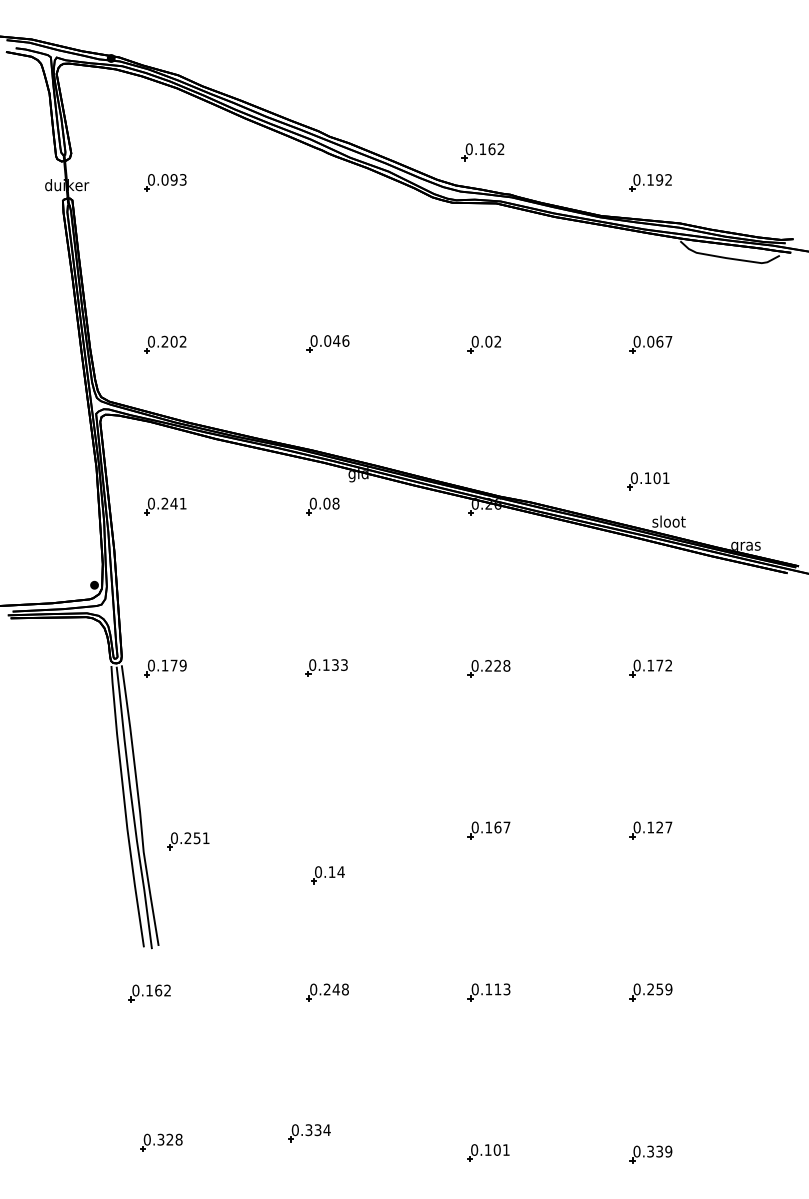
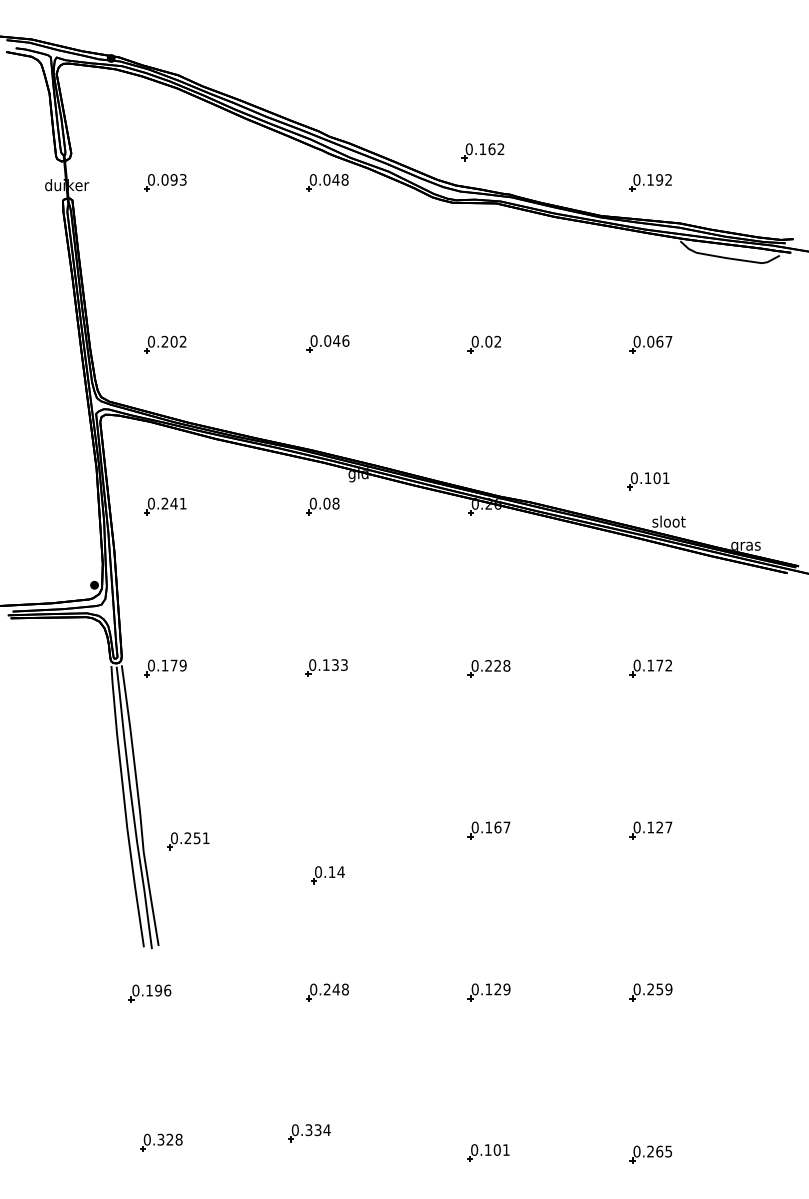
part: none -> present (327, 182)
text: 0.113 -> 0.129 (502, 989)
text: 0.162 -> 0.196 (163, 990)
text: 0.339 -> 0.265 (659, 1151)
